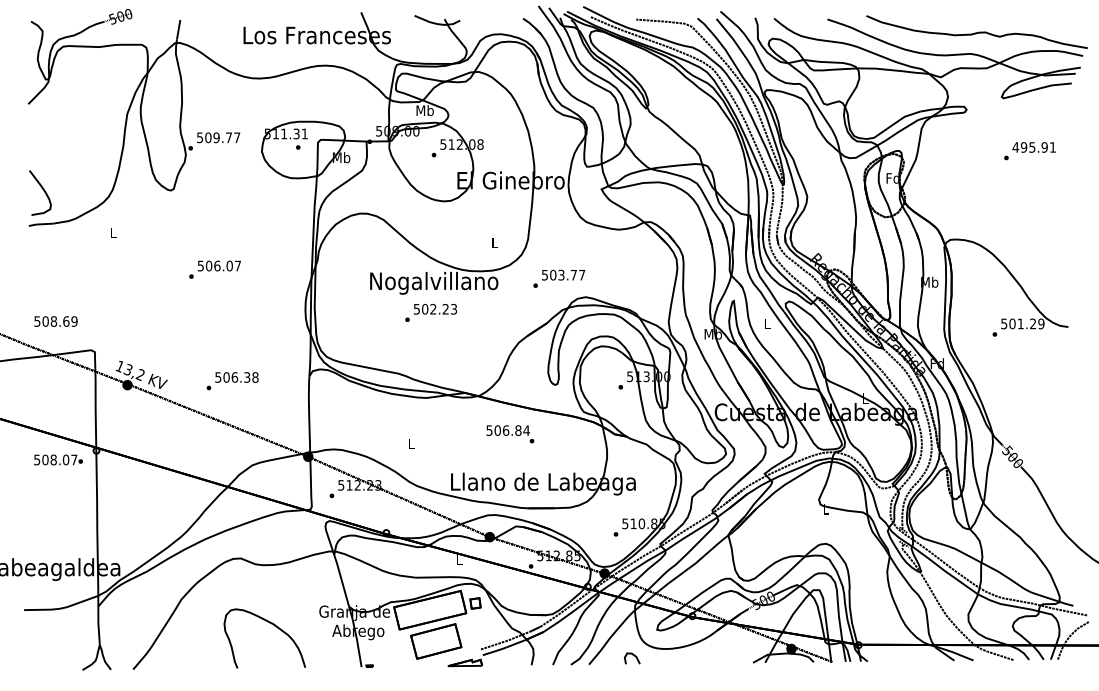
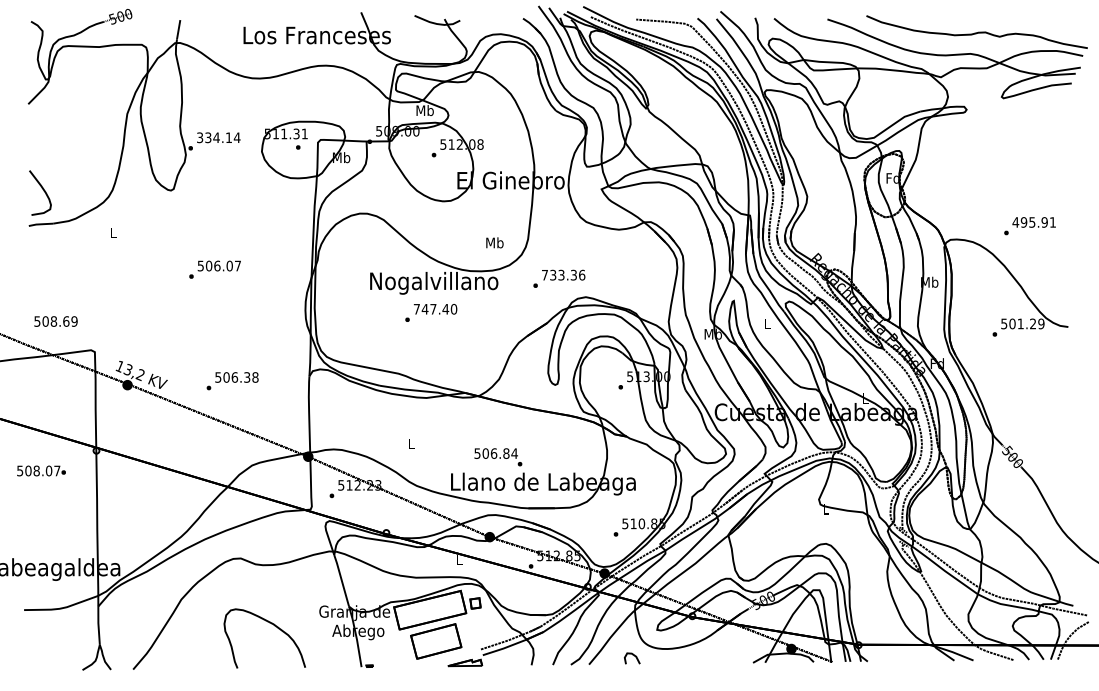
text: 509.77 -> 334.14 (218, 137)
text position: (1029, 151) -> (1029, 226) (1029, 226)
text: L -> Mb (494, 242)
text: 503.77 -> 733.36 (563, 274)
text: 502.23 -> 747.40 (435, 308)
text position: (510, 434) -> (498, 457) (498, 457)
text position: (58, 459) -> (41, 470) (41, 470)
